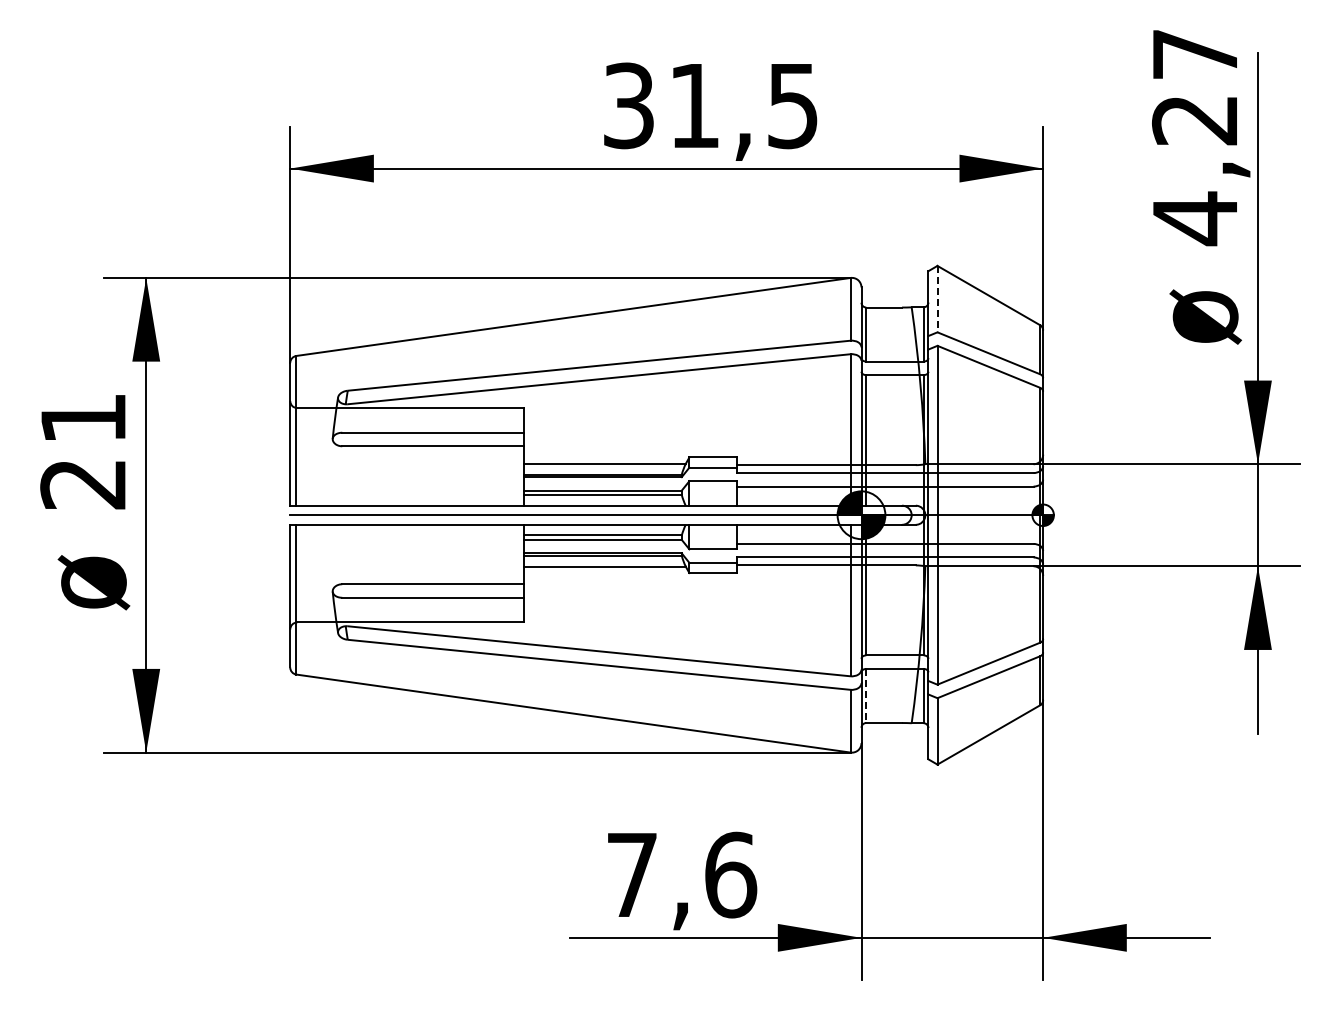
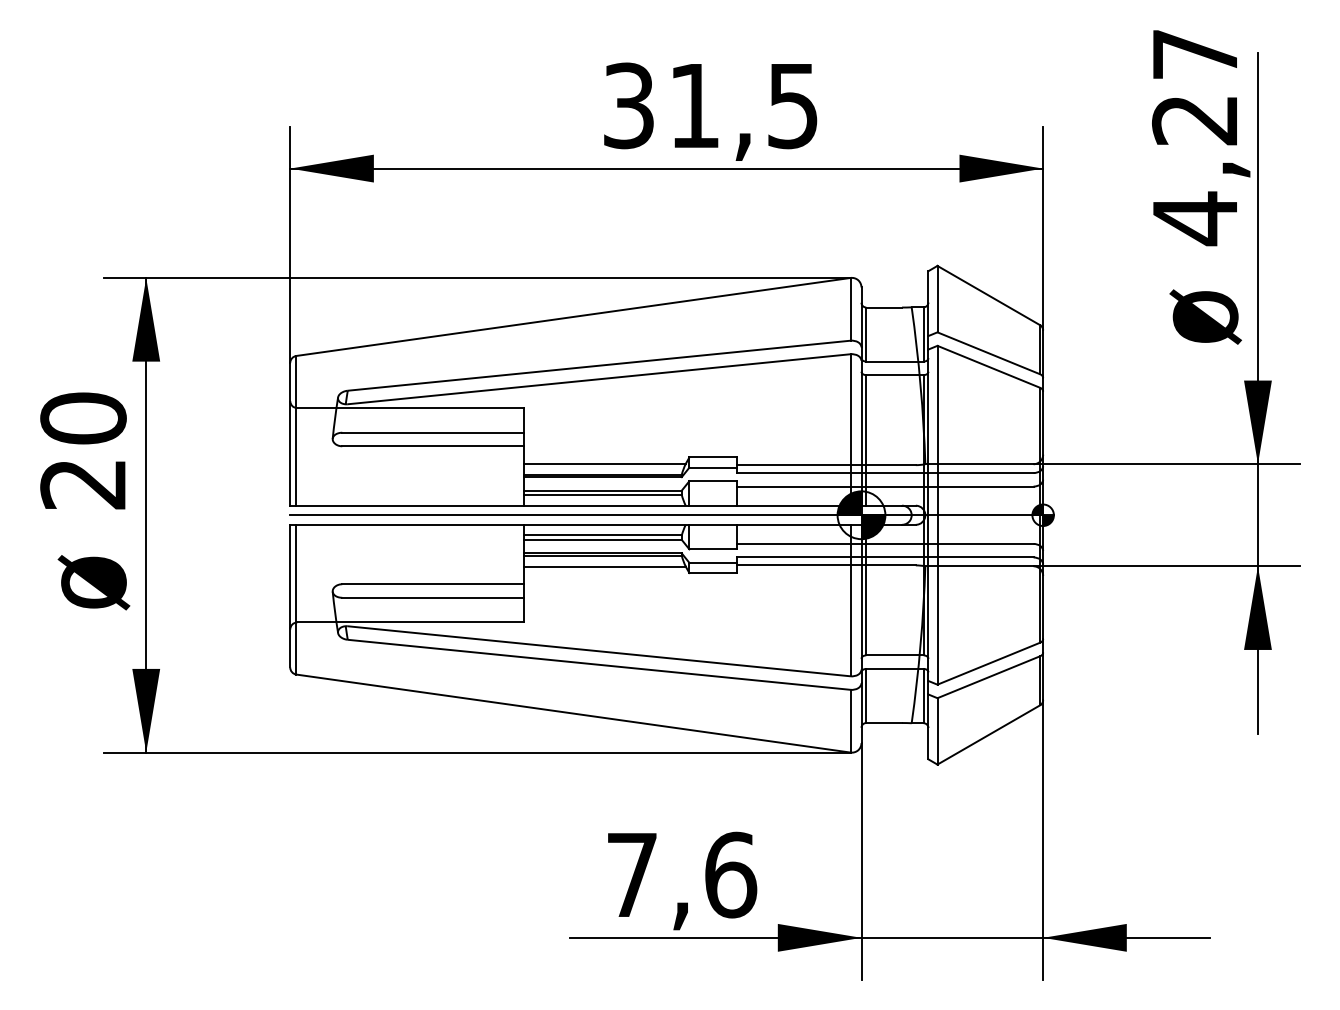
line: dashed -> solid (937, 299)
text: 21 -> 20 (83, 418)
line: dashed -> solid (866, 696)
